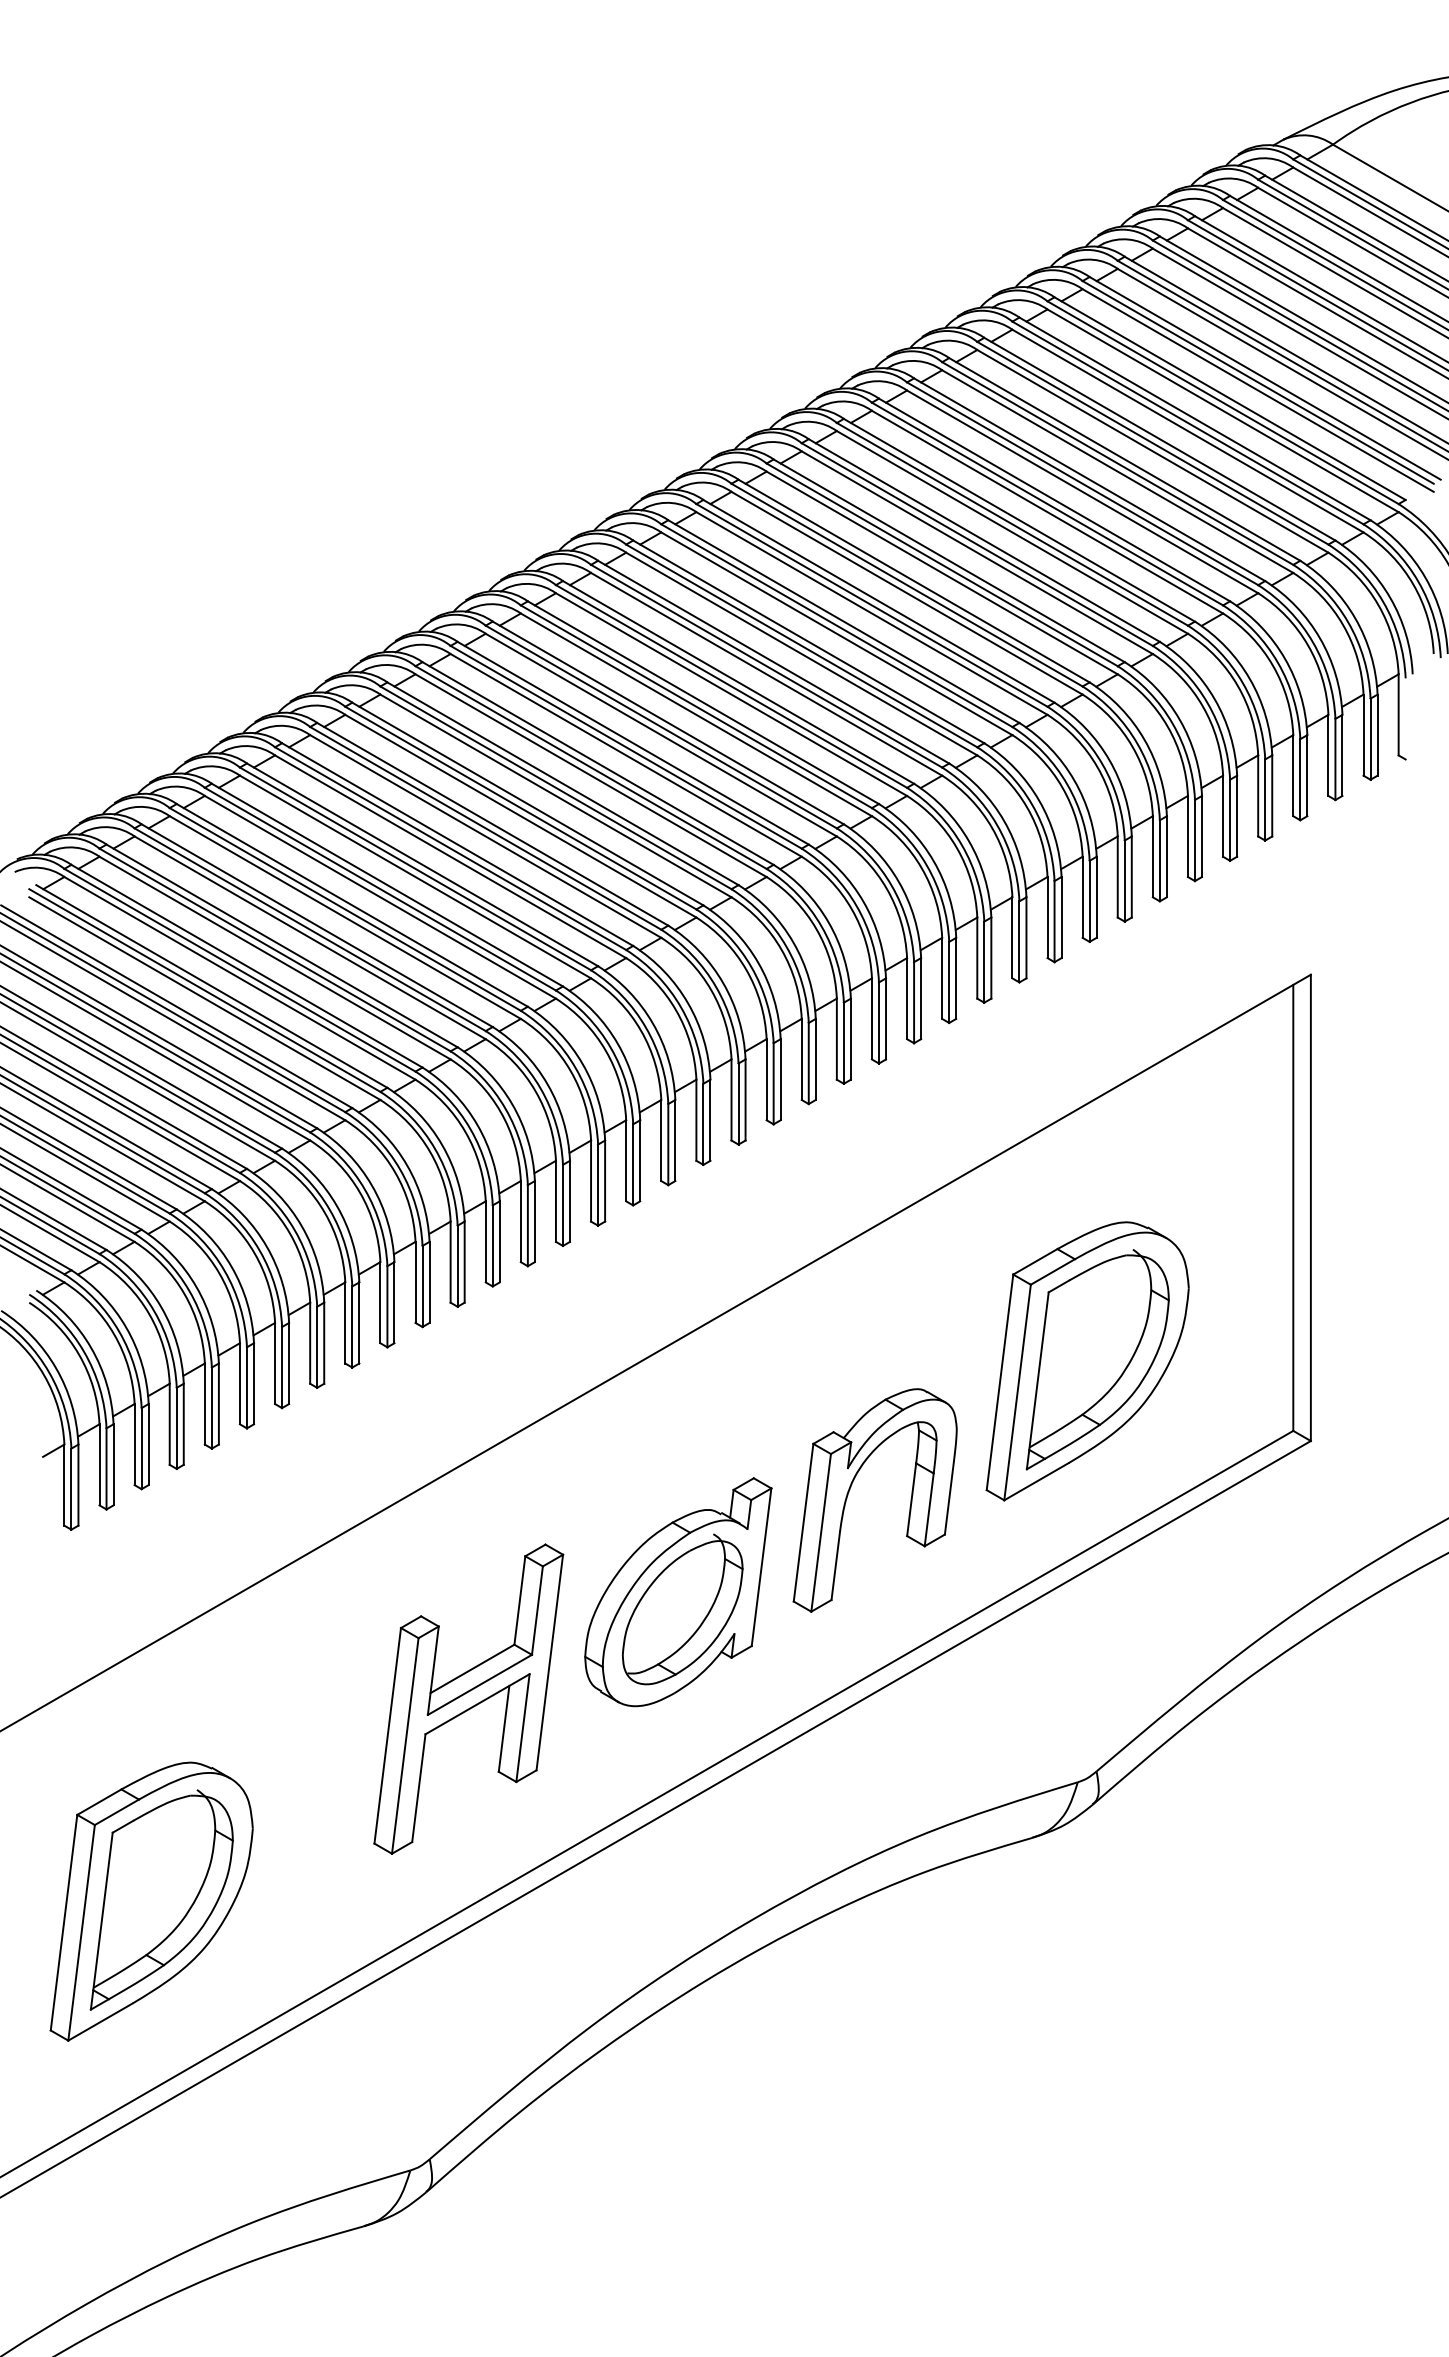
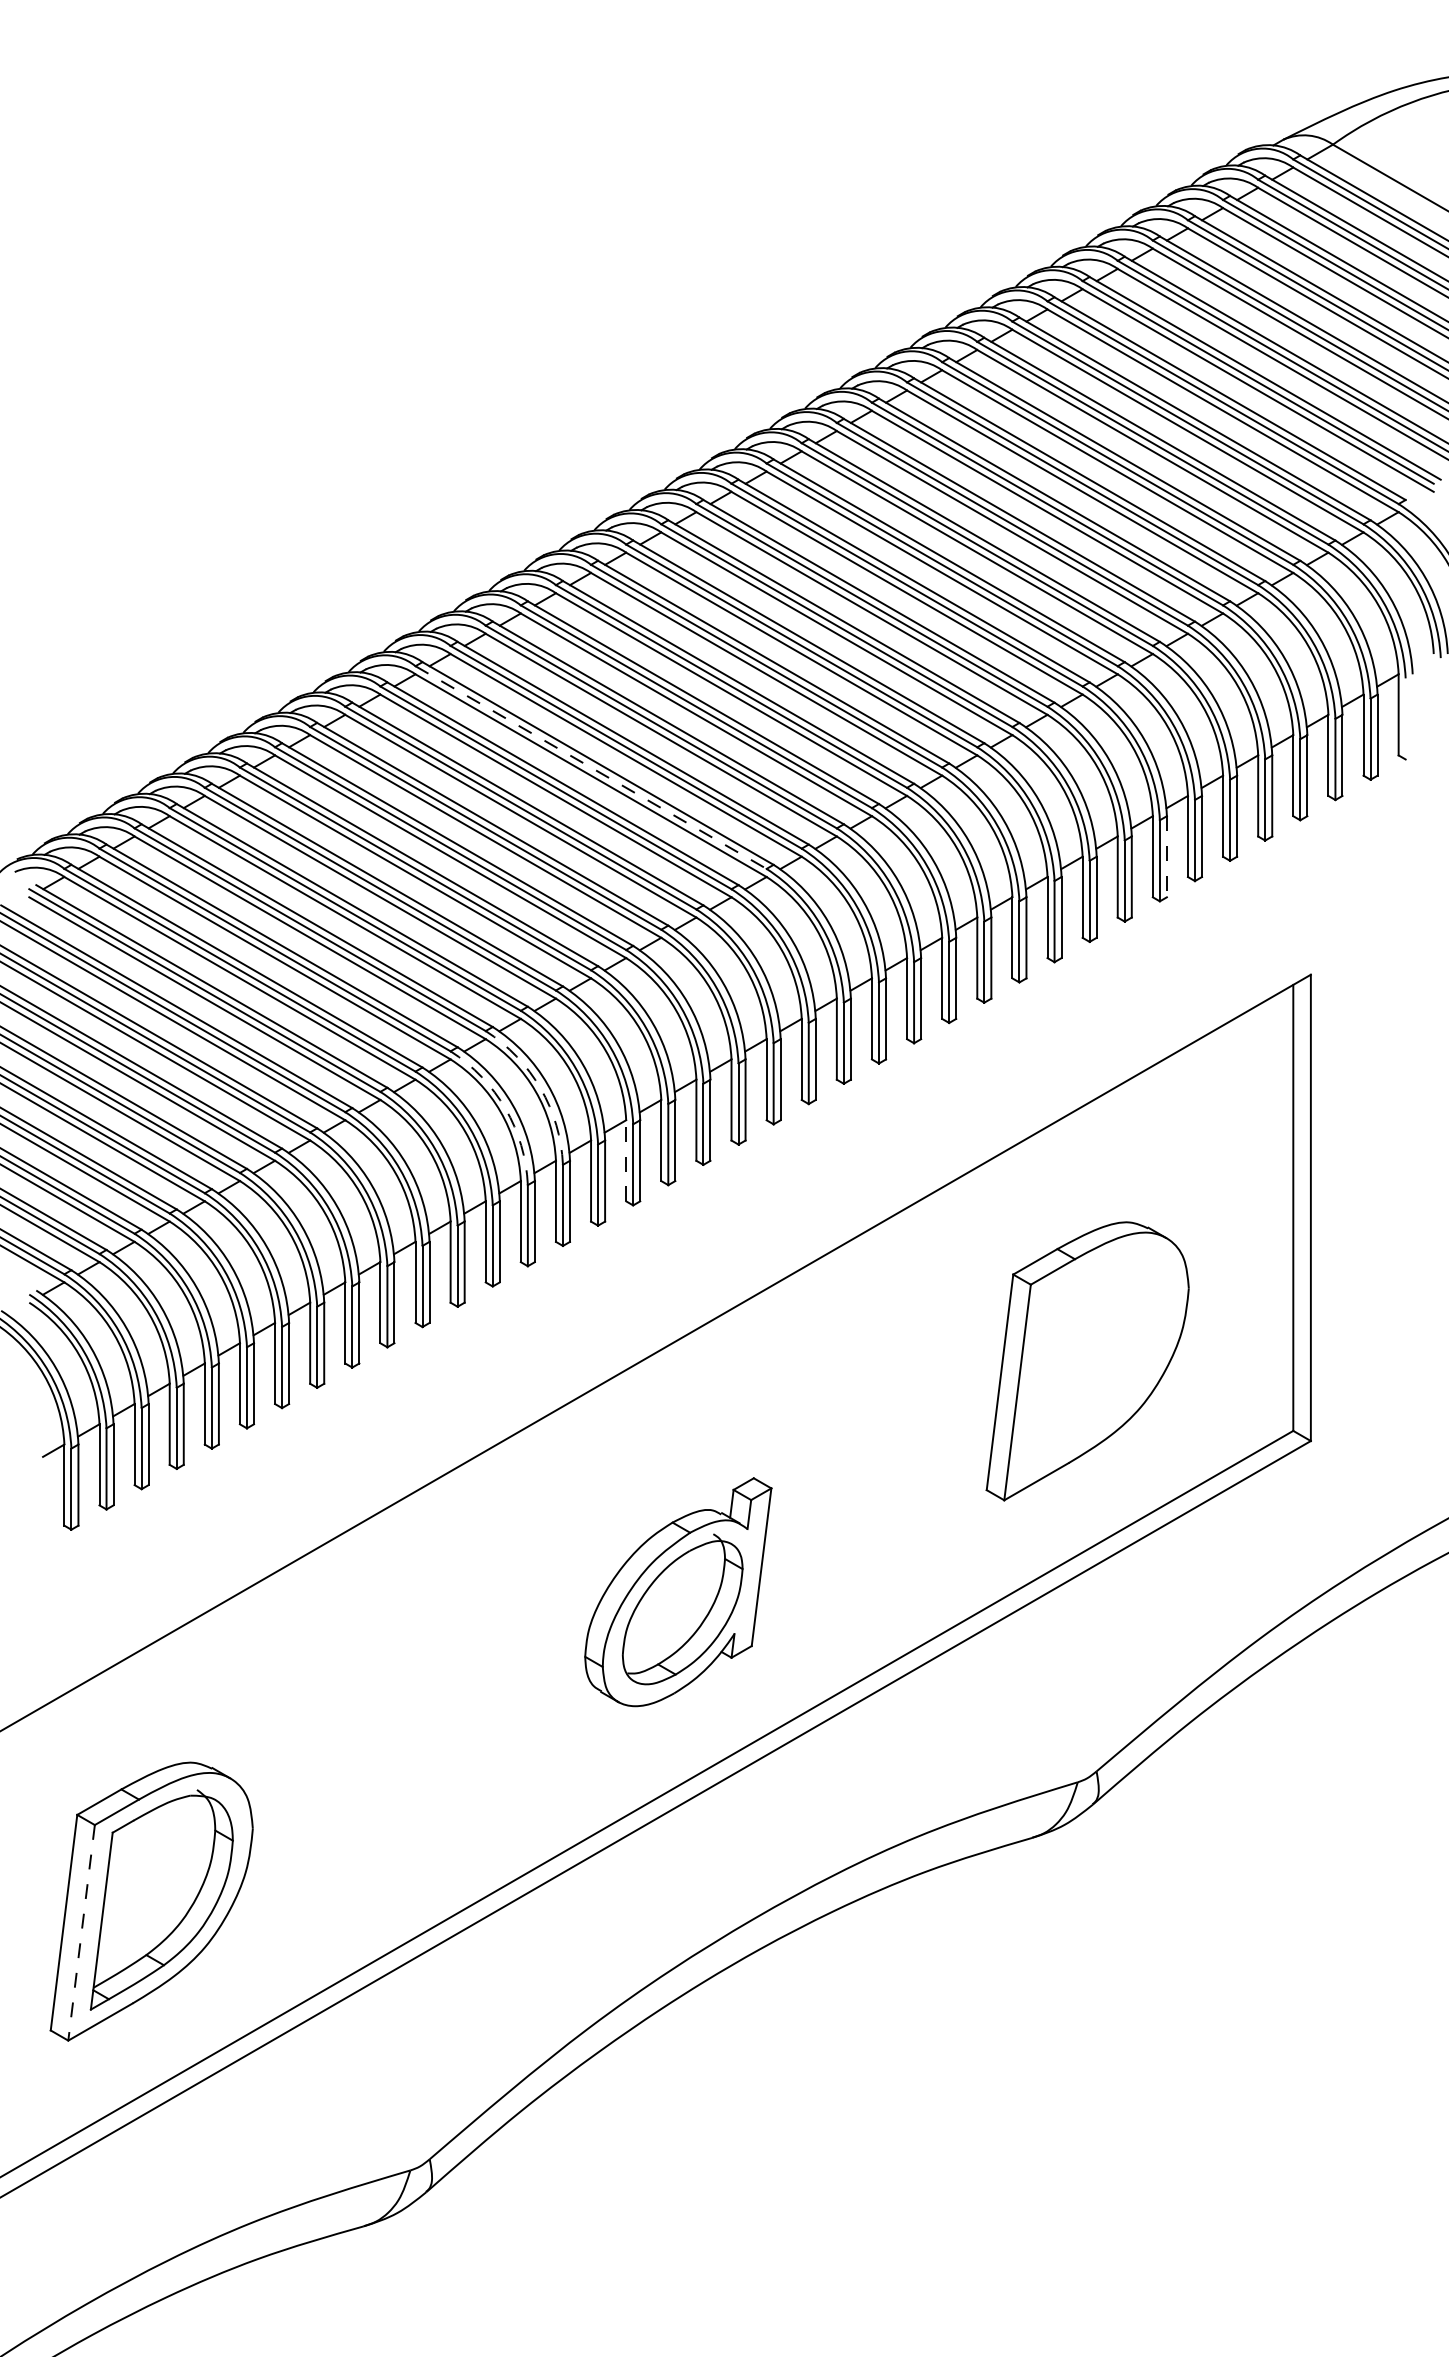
line: solid -> dashed (591, 767)
line: solid -> dashed (1166, 856)
arc: solid -> dashed (540, 1088)
arc: solid -> dashed (505, 1108)
line: solid -> dashed (626, 1160)
part: present -> none (1097, 1359)
part: present -> none (849, 1492)
part: present -> none (468, 1698)
line: solid -> dashed (81, 1932)
